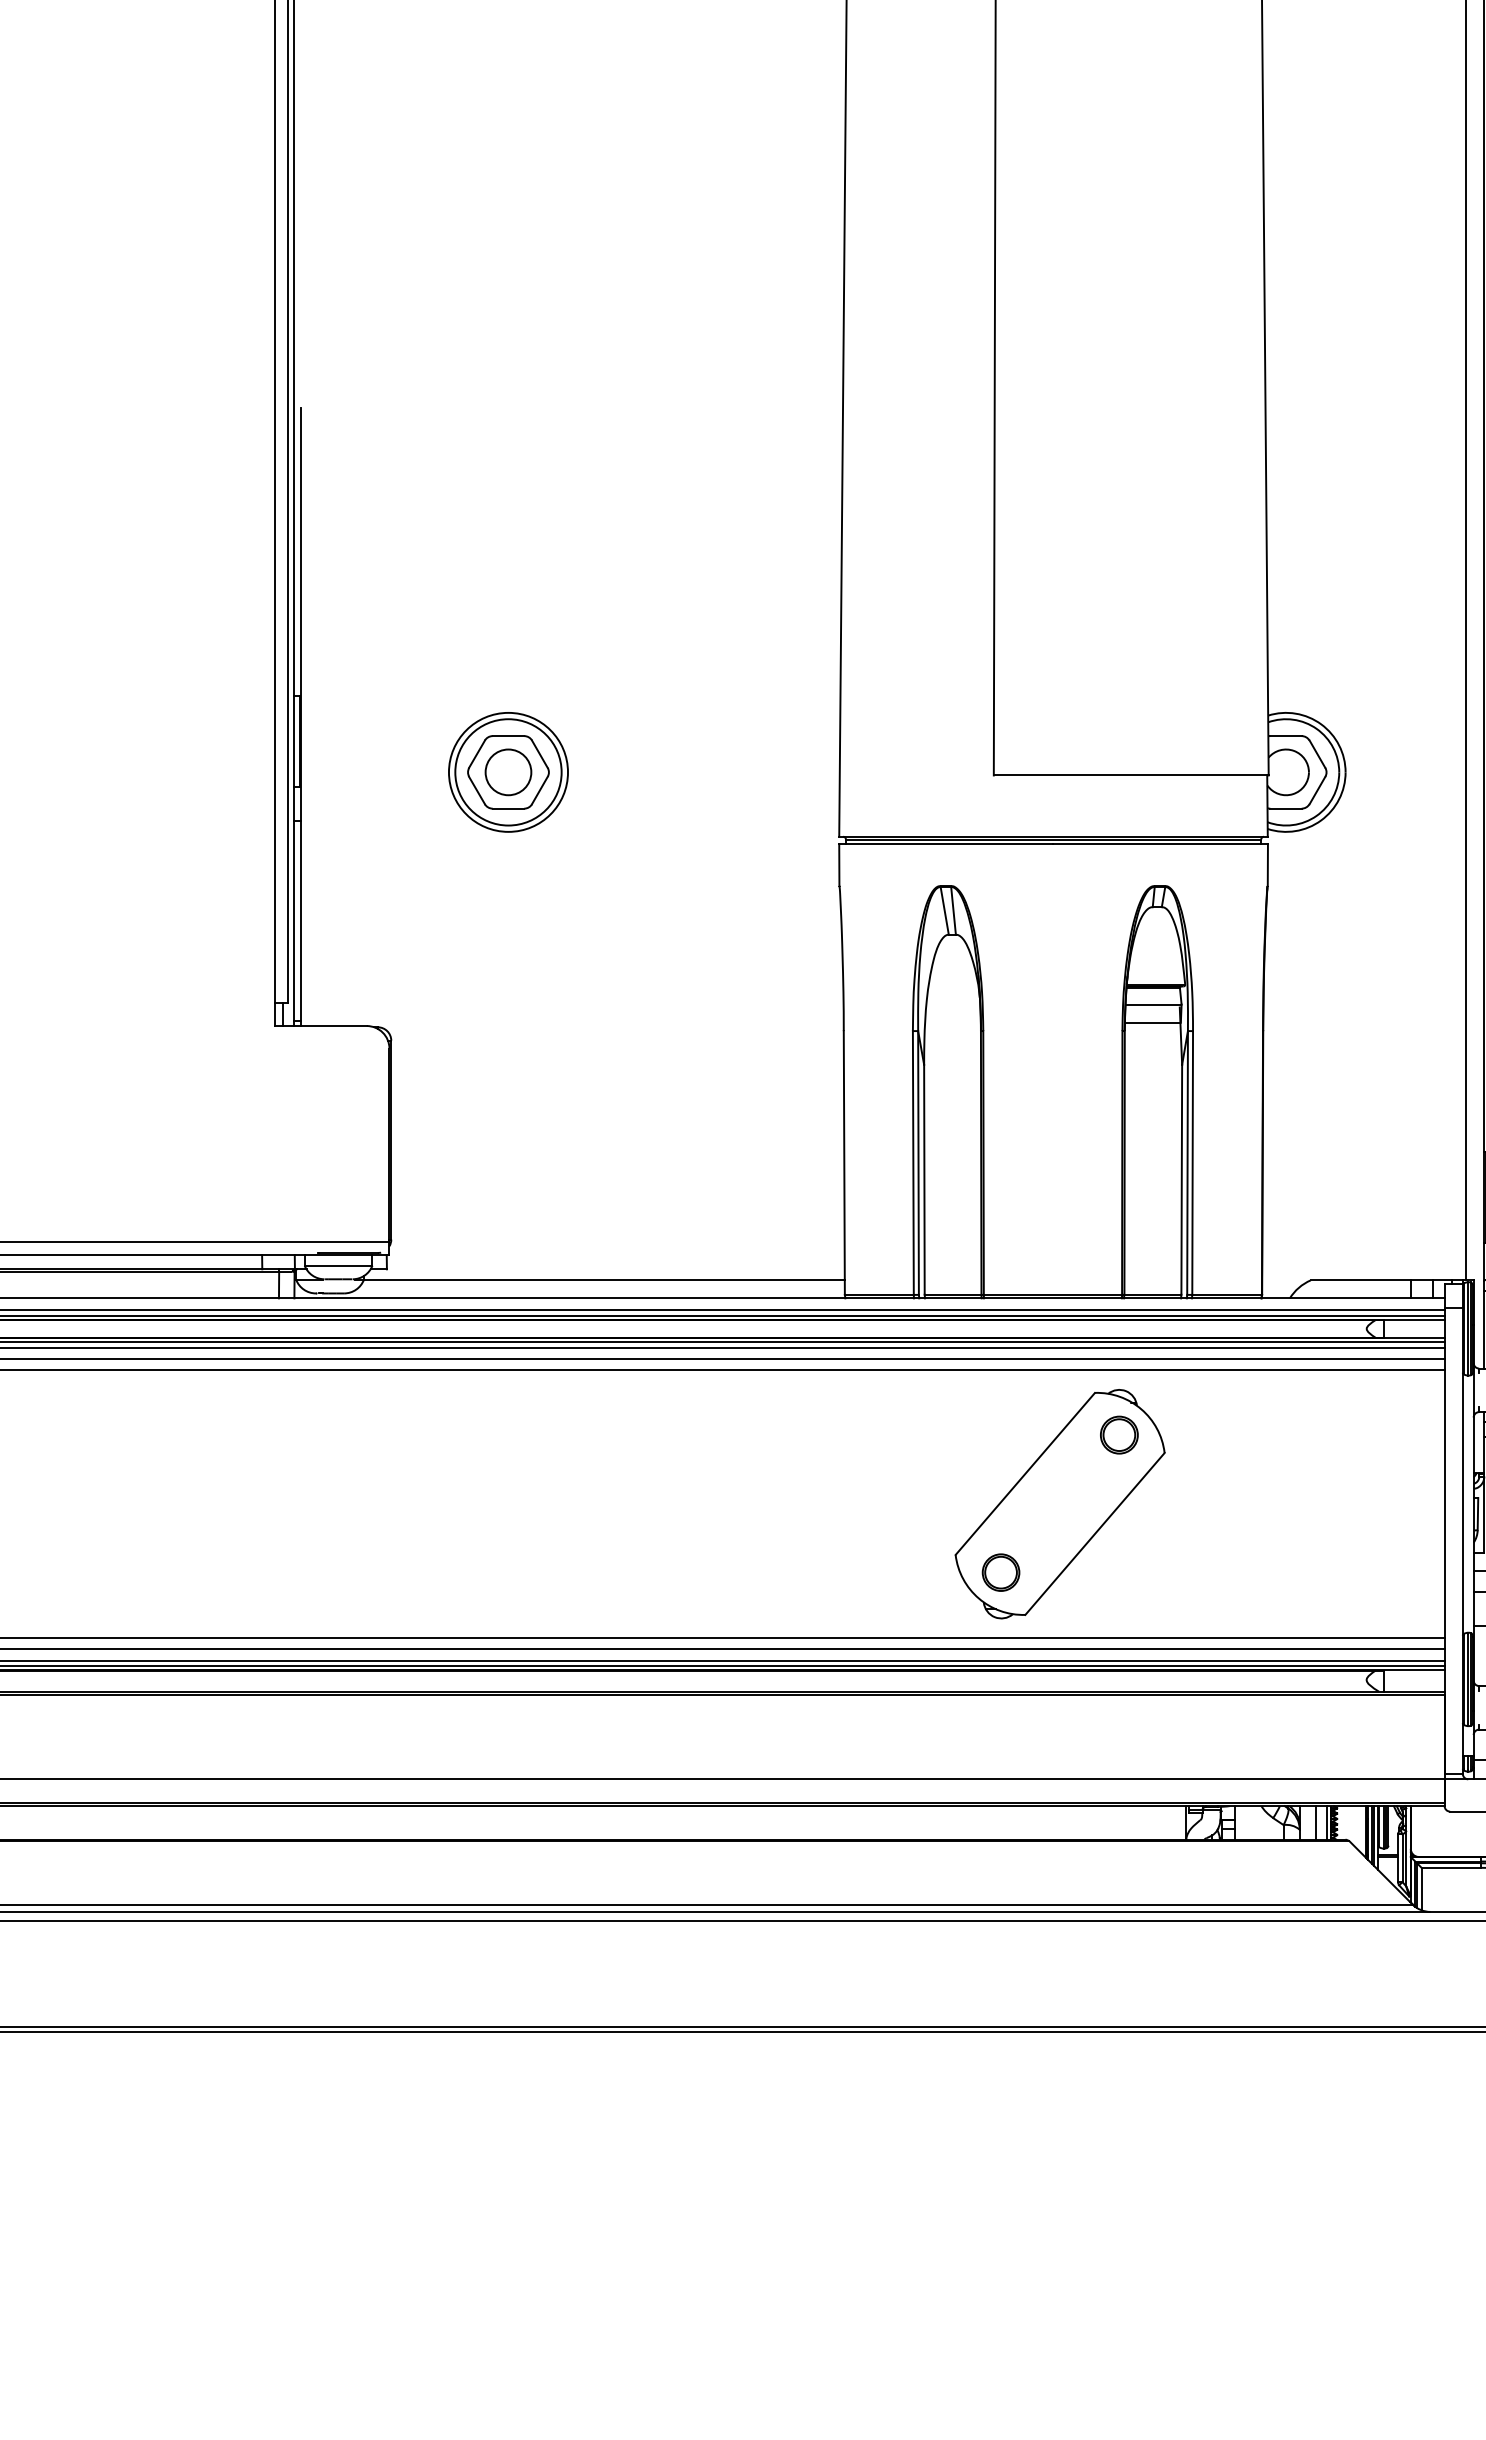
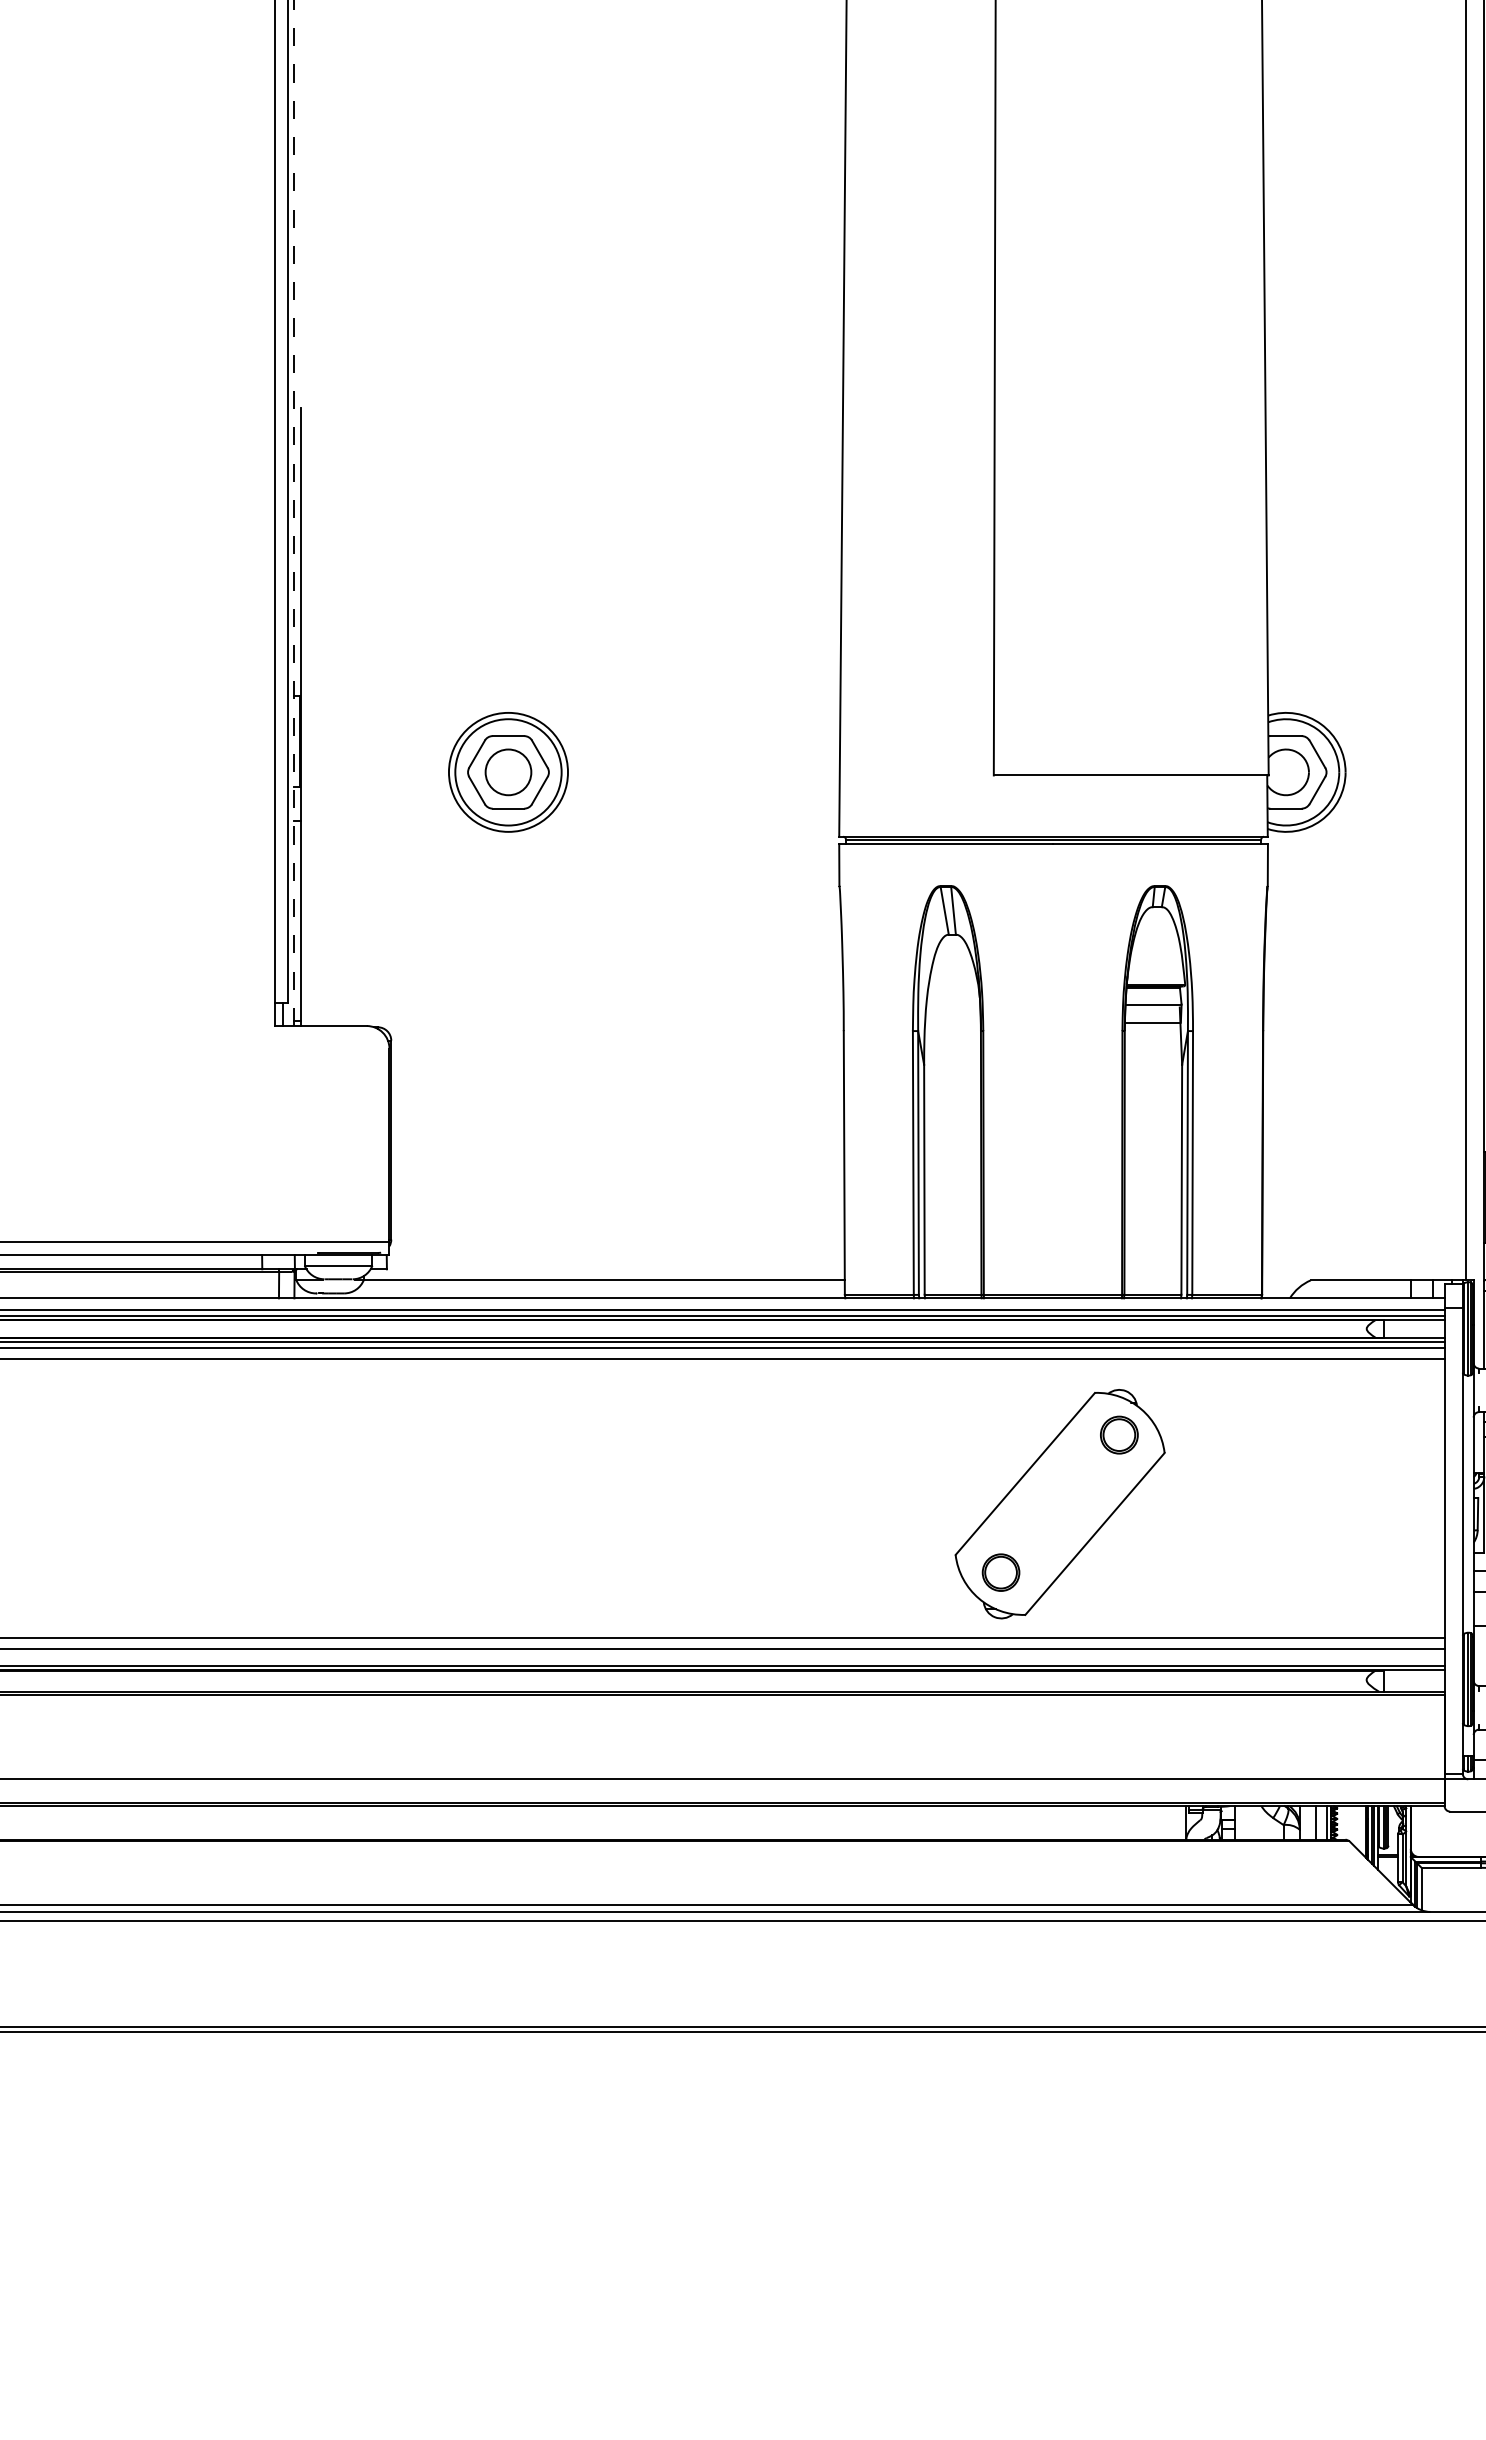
line: solid -> dashed (293, 513)
line: present -> none (723, 1370)
line: present -> none (723, 1660)
